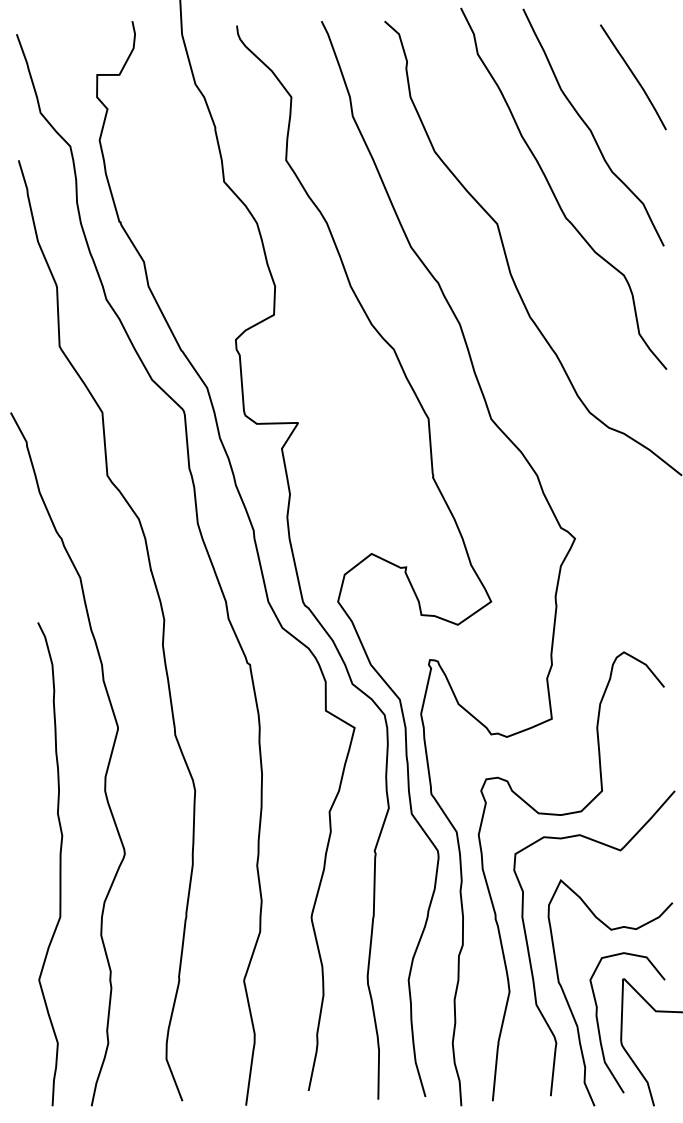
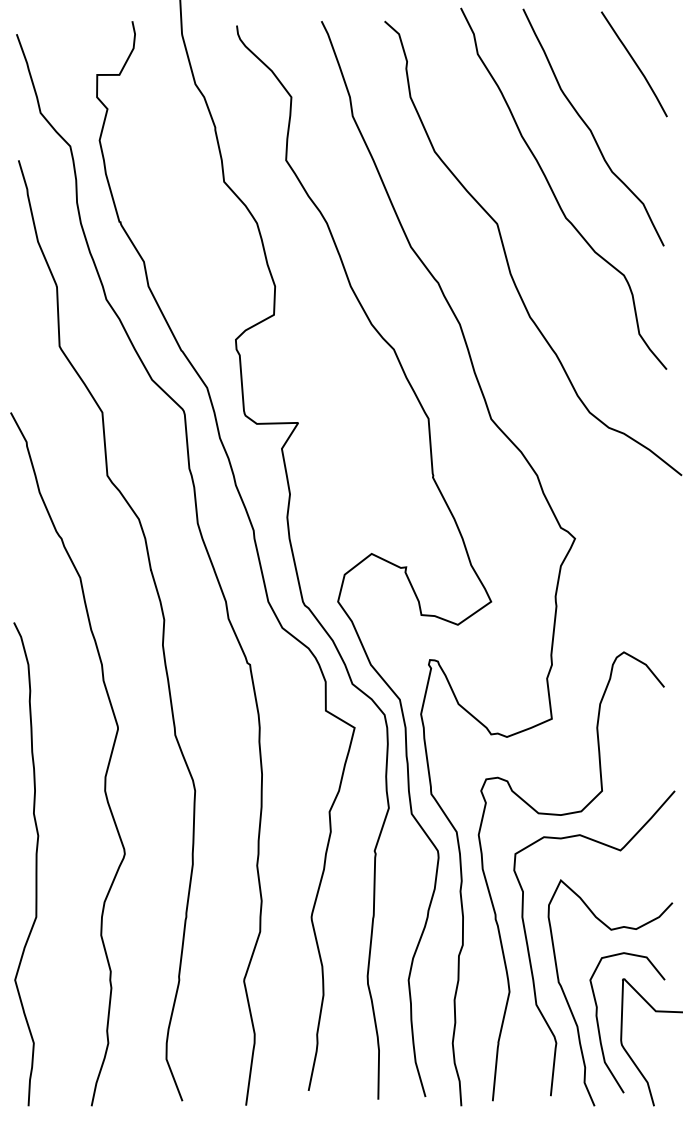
curve position: (633, 76) -> (634, 63) (634, 63)
curve position: (59, 864) -> (35, 864) (35, 864)
